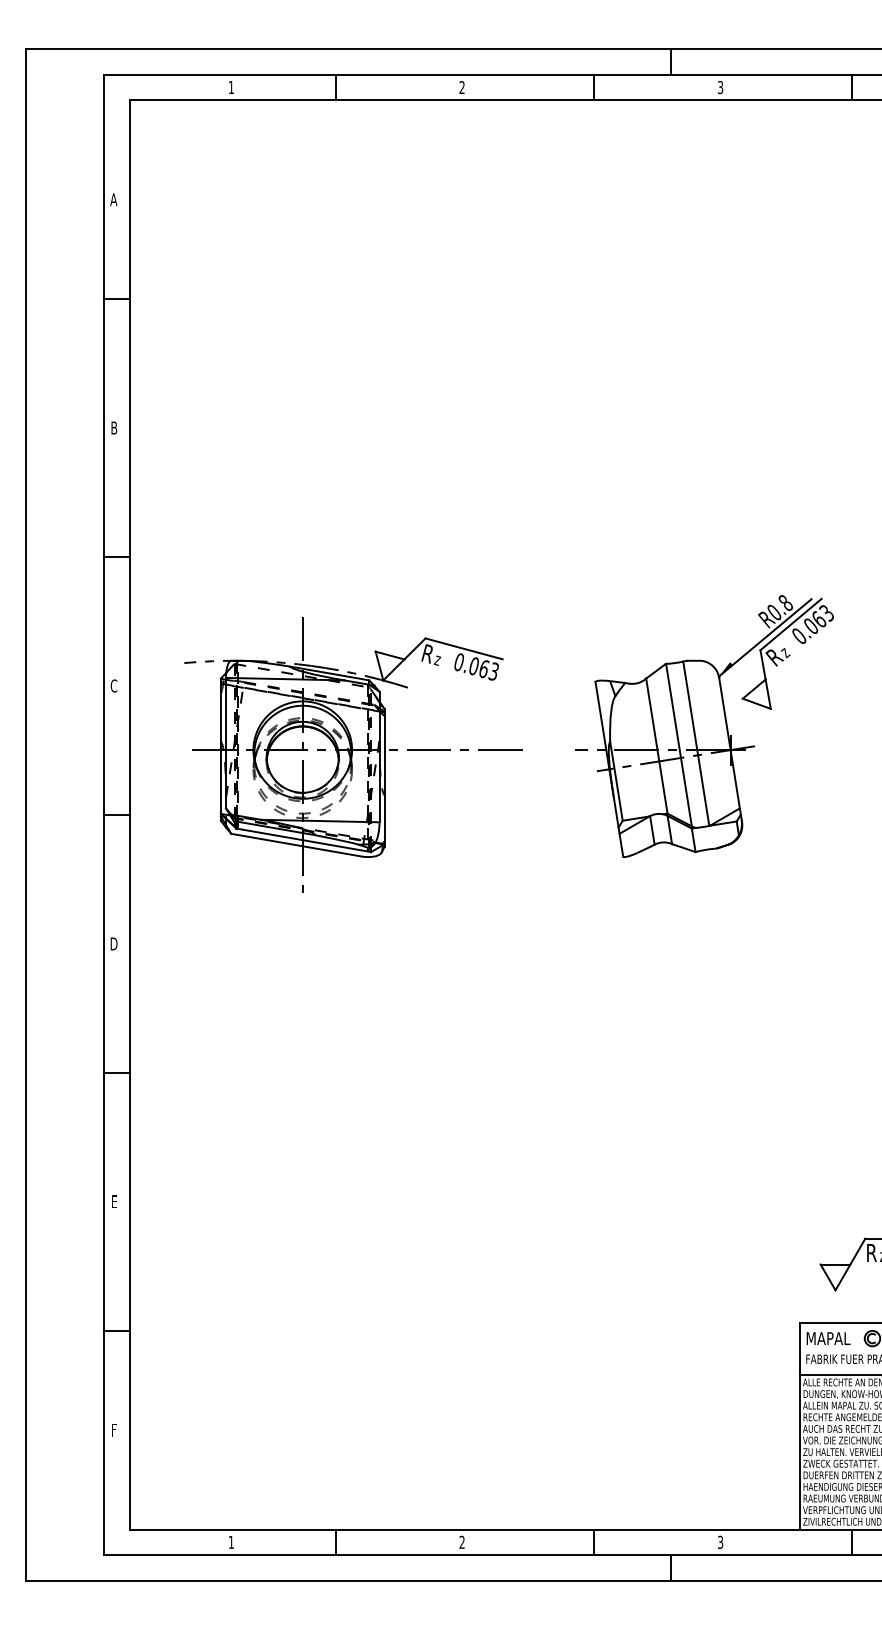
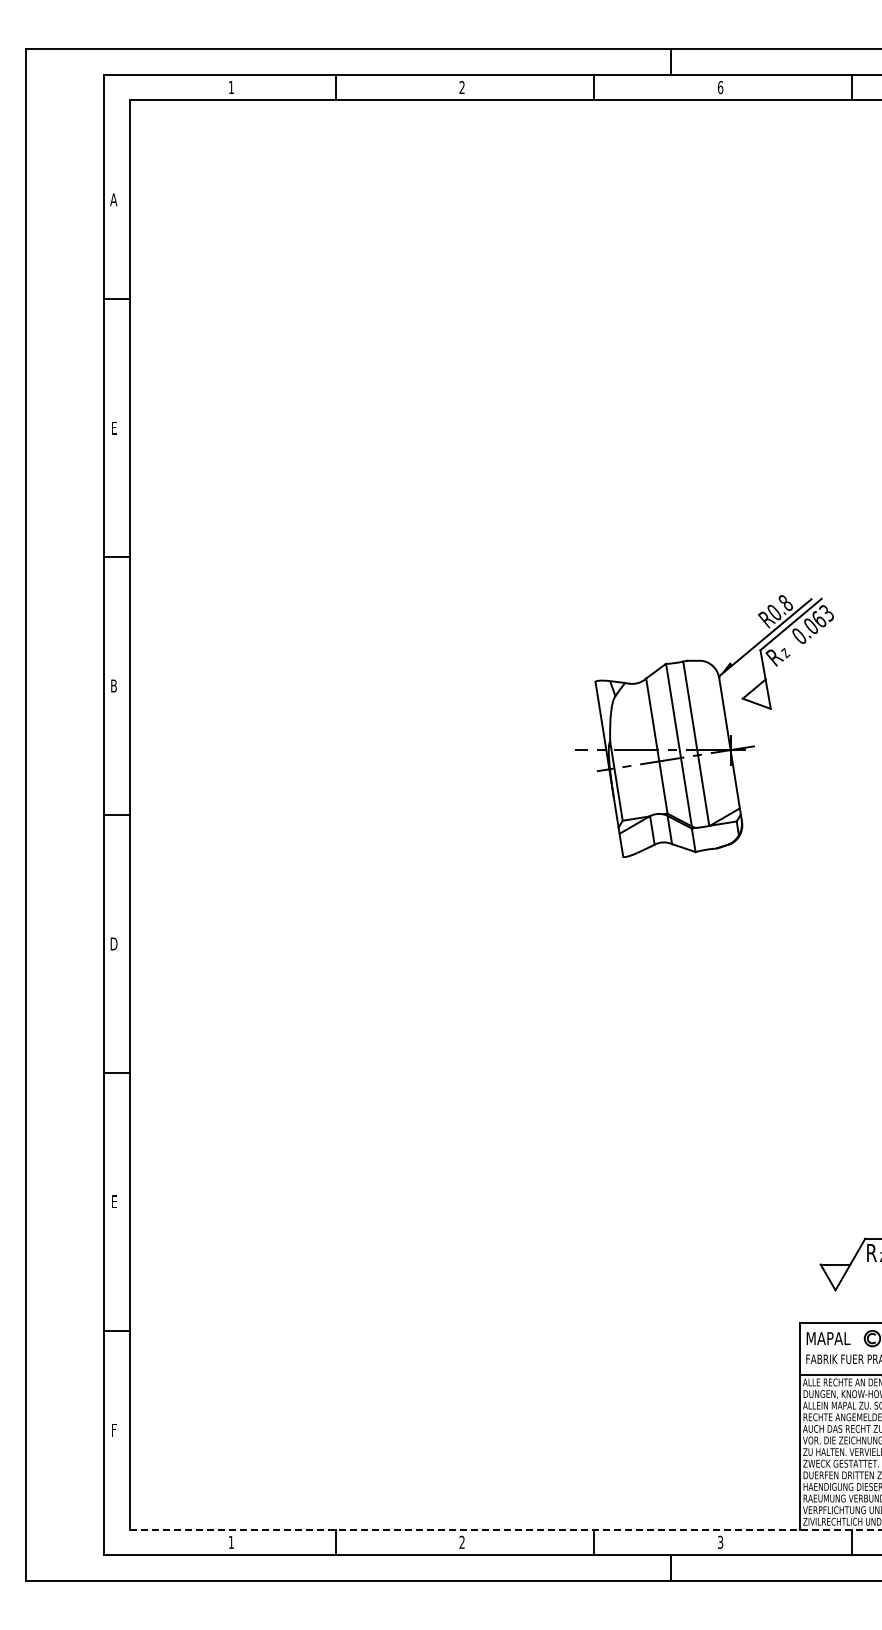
text: 3 -> 6 (720, 87)
text: B -> E (114, 427)
text: C -> B (113, 685)
part: present -> none (353, 754)
line: solid -> dashed (505, 1529)
